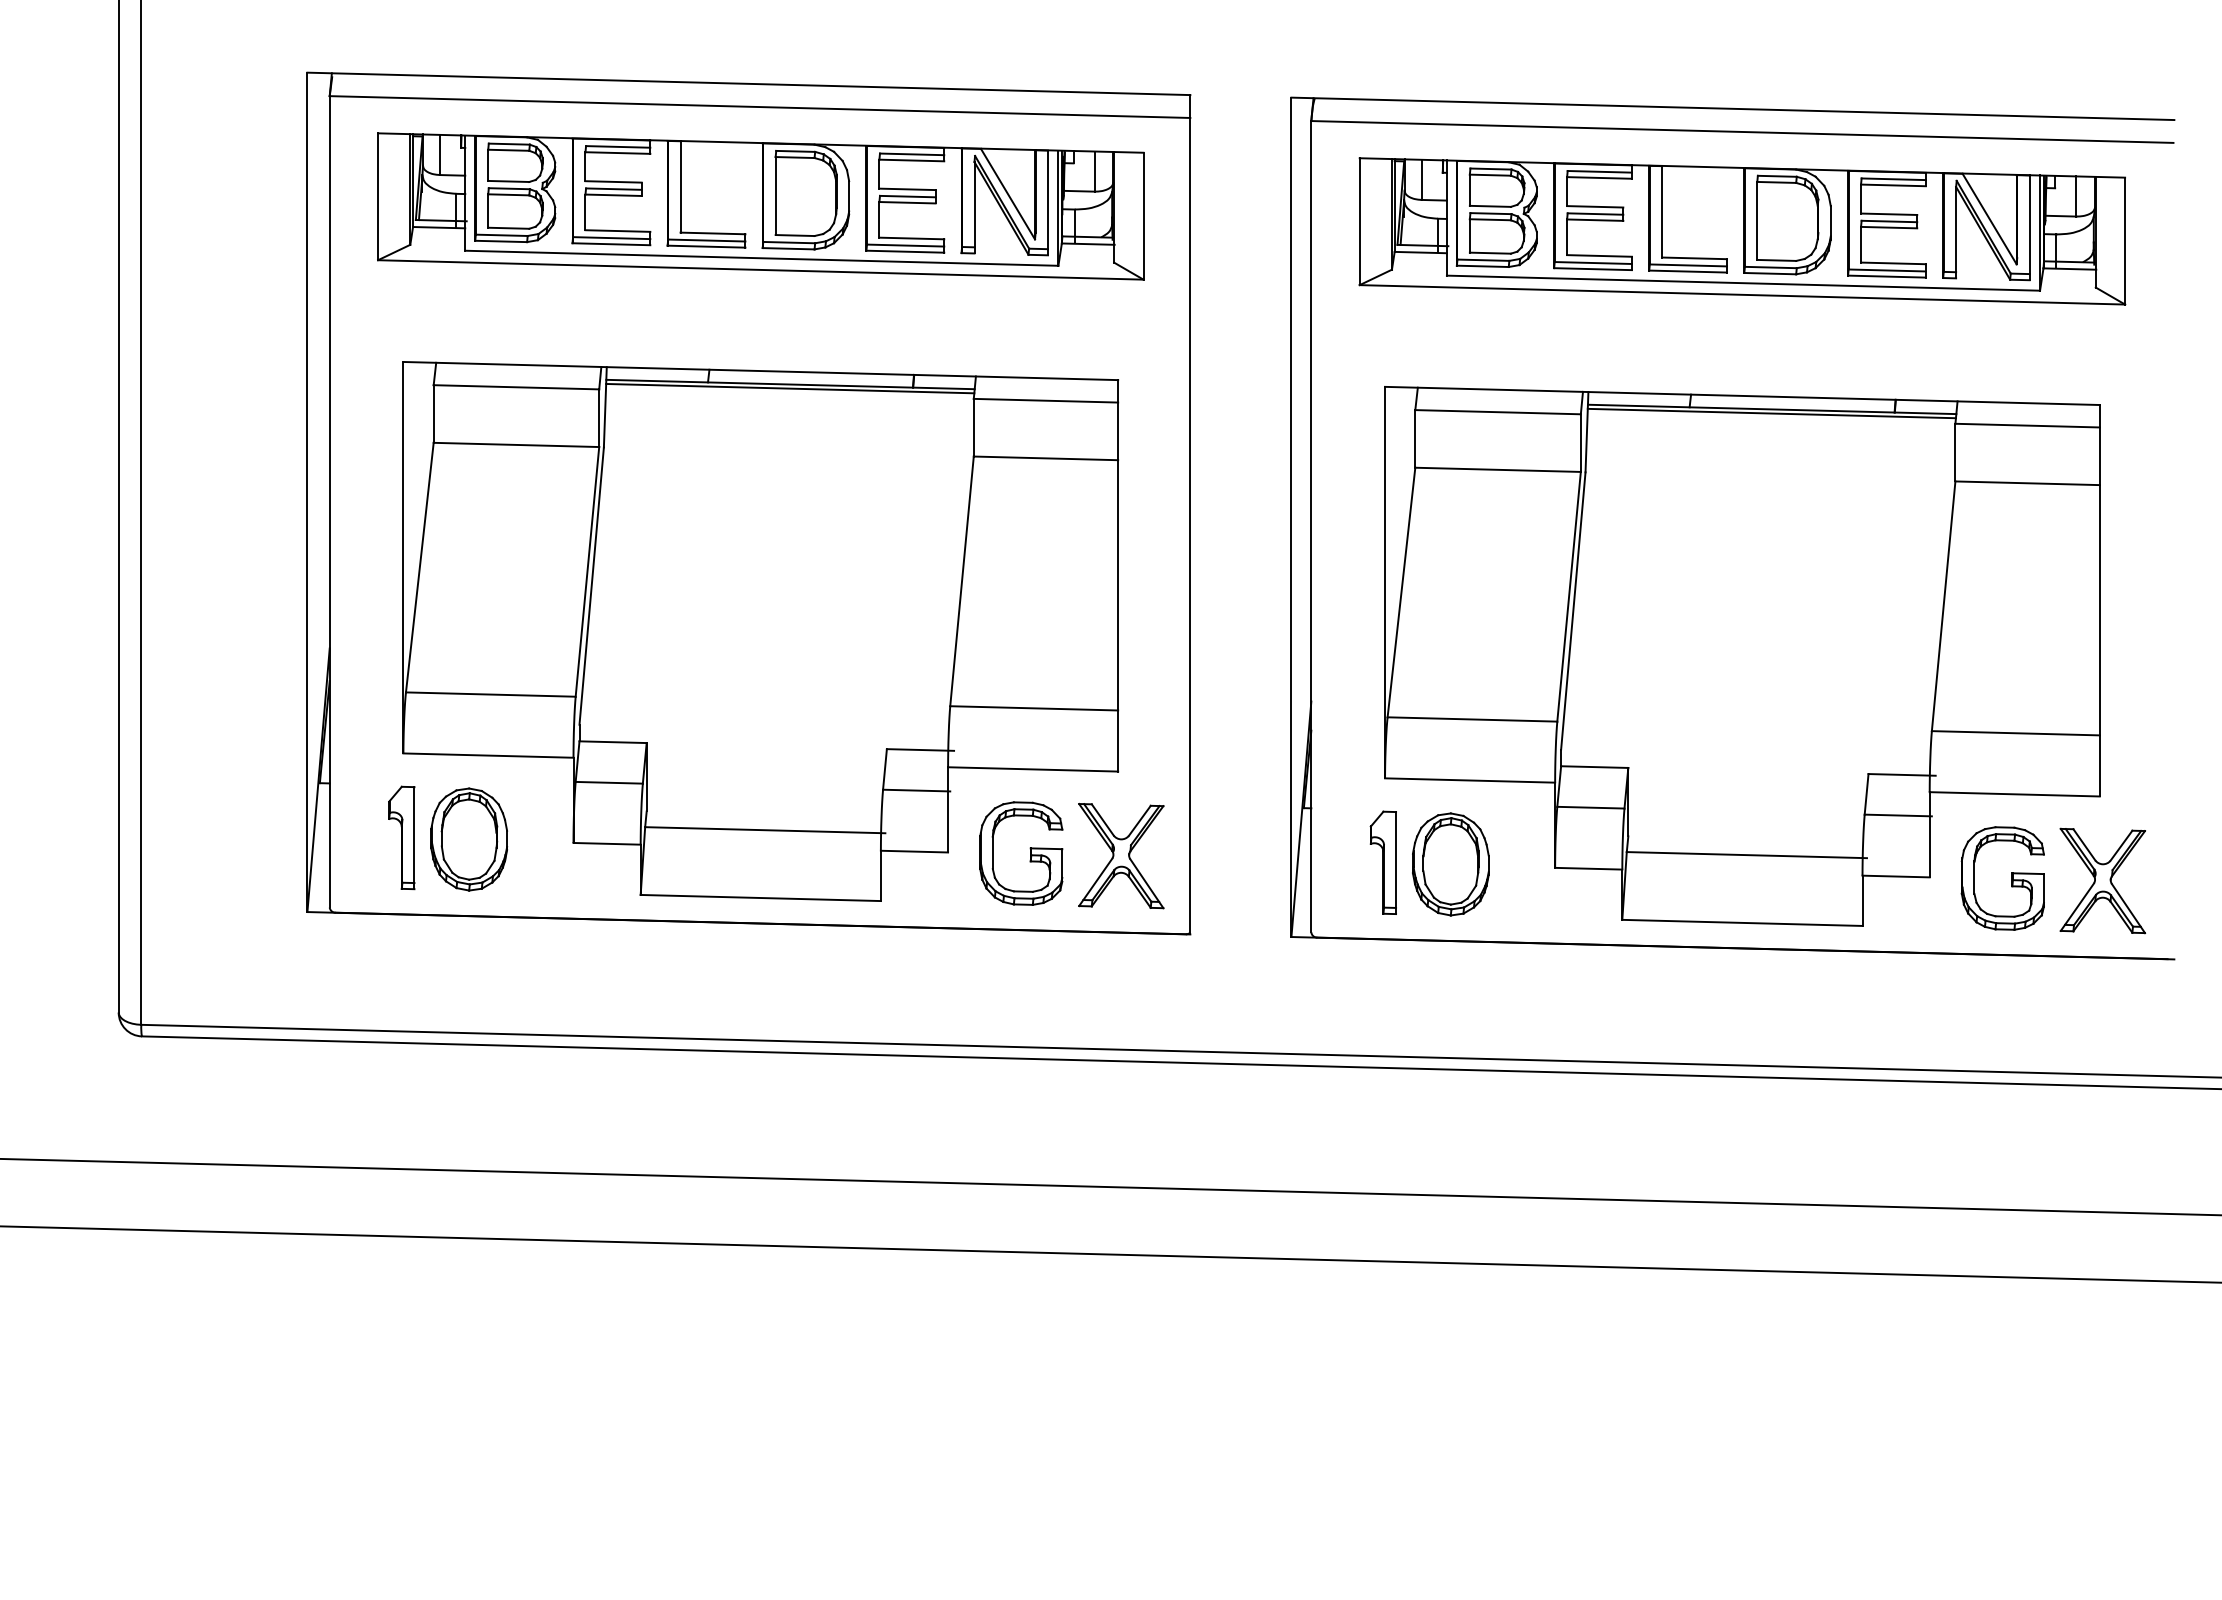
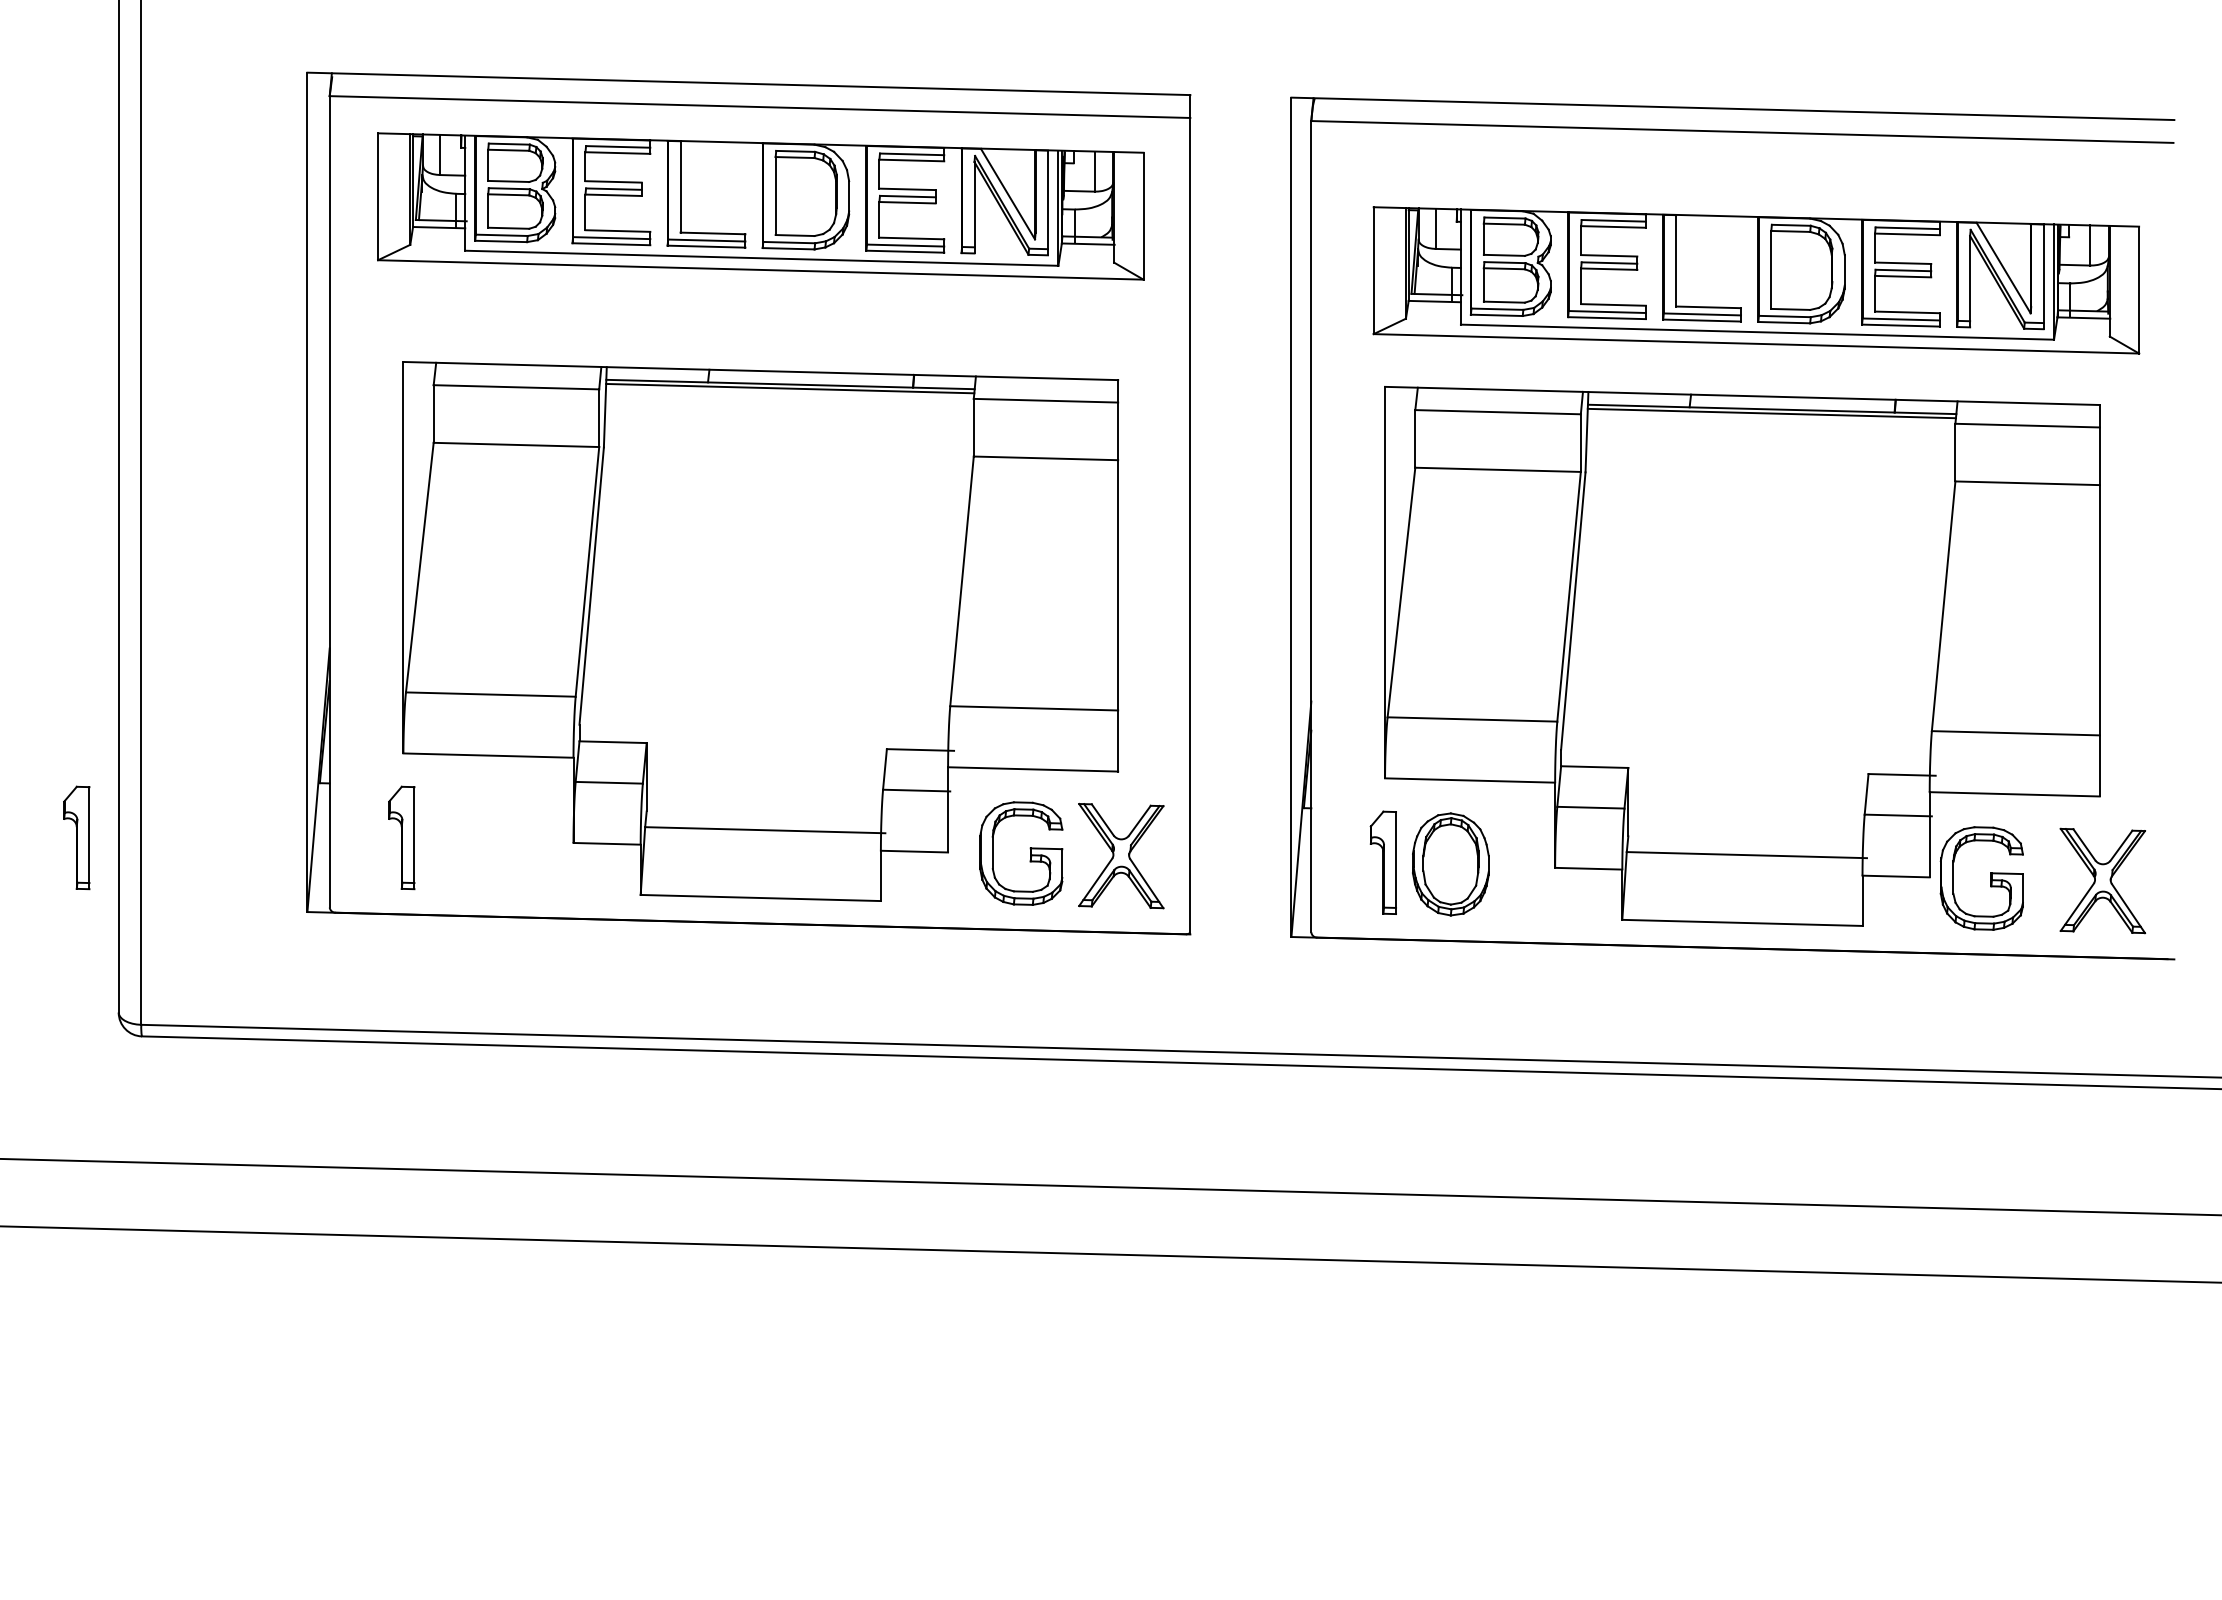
part position: (1742, 231) -> (1756, 280) (1756, 280)
part: none -> present (76, 837)
part: present -> none (468, 839)
part position: (2011, 878) -> (1990, 878) (1990, 878)
